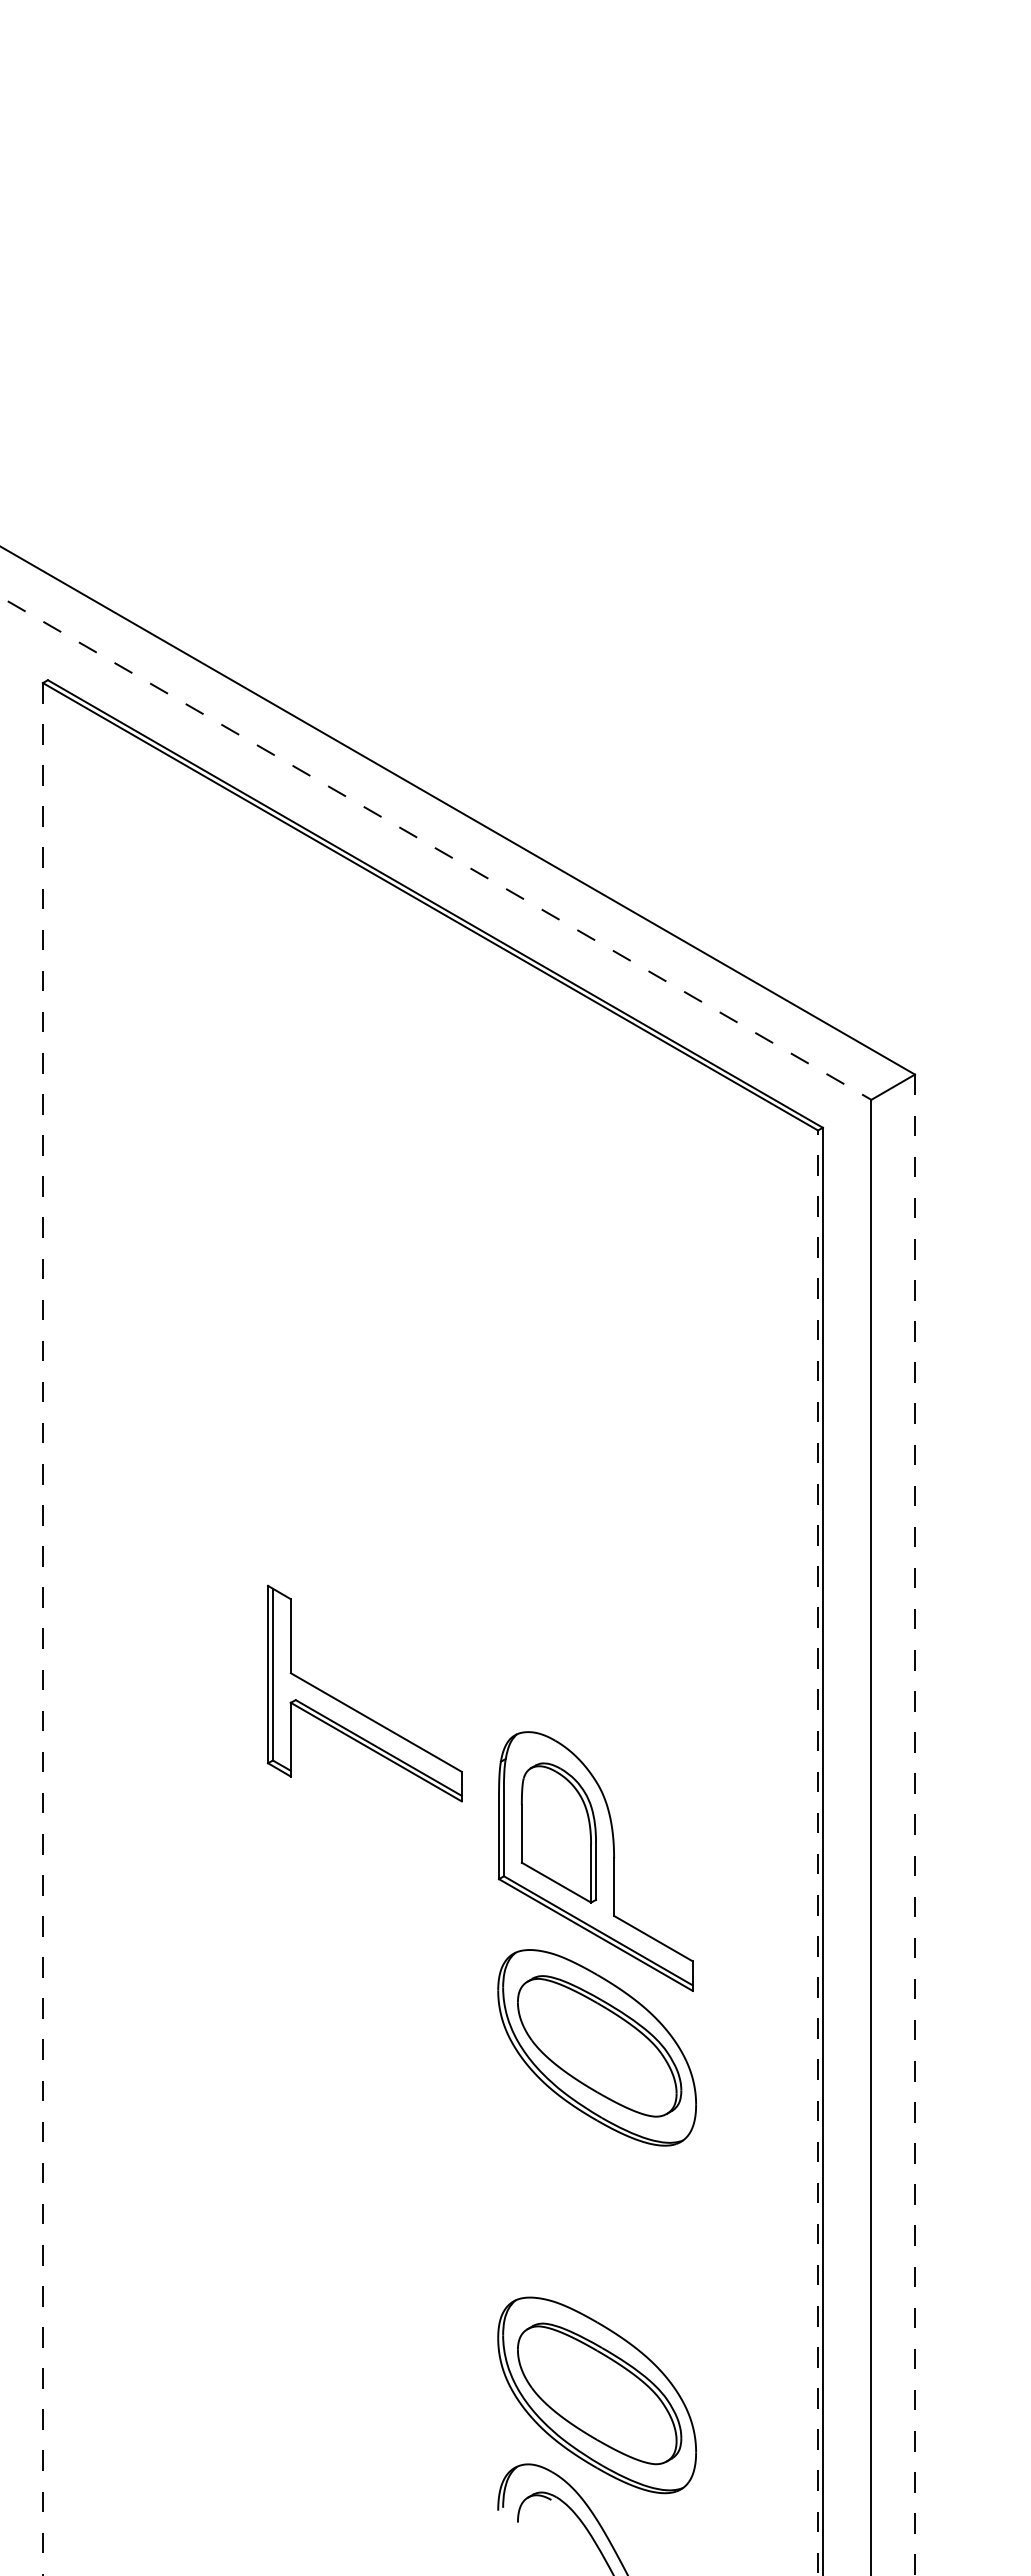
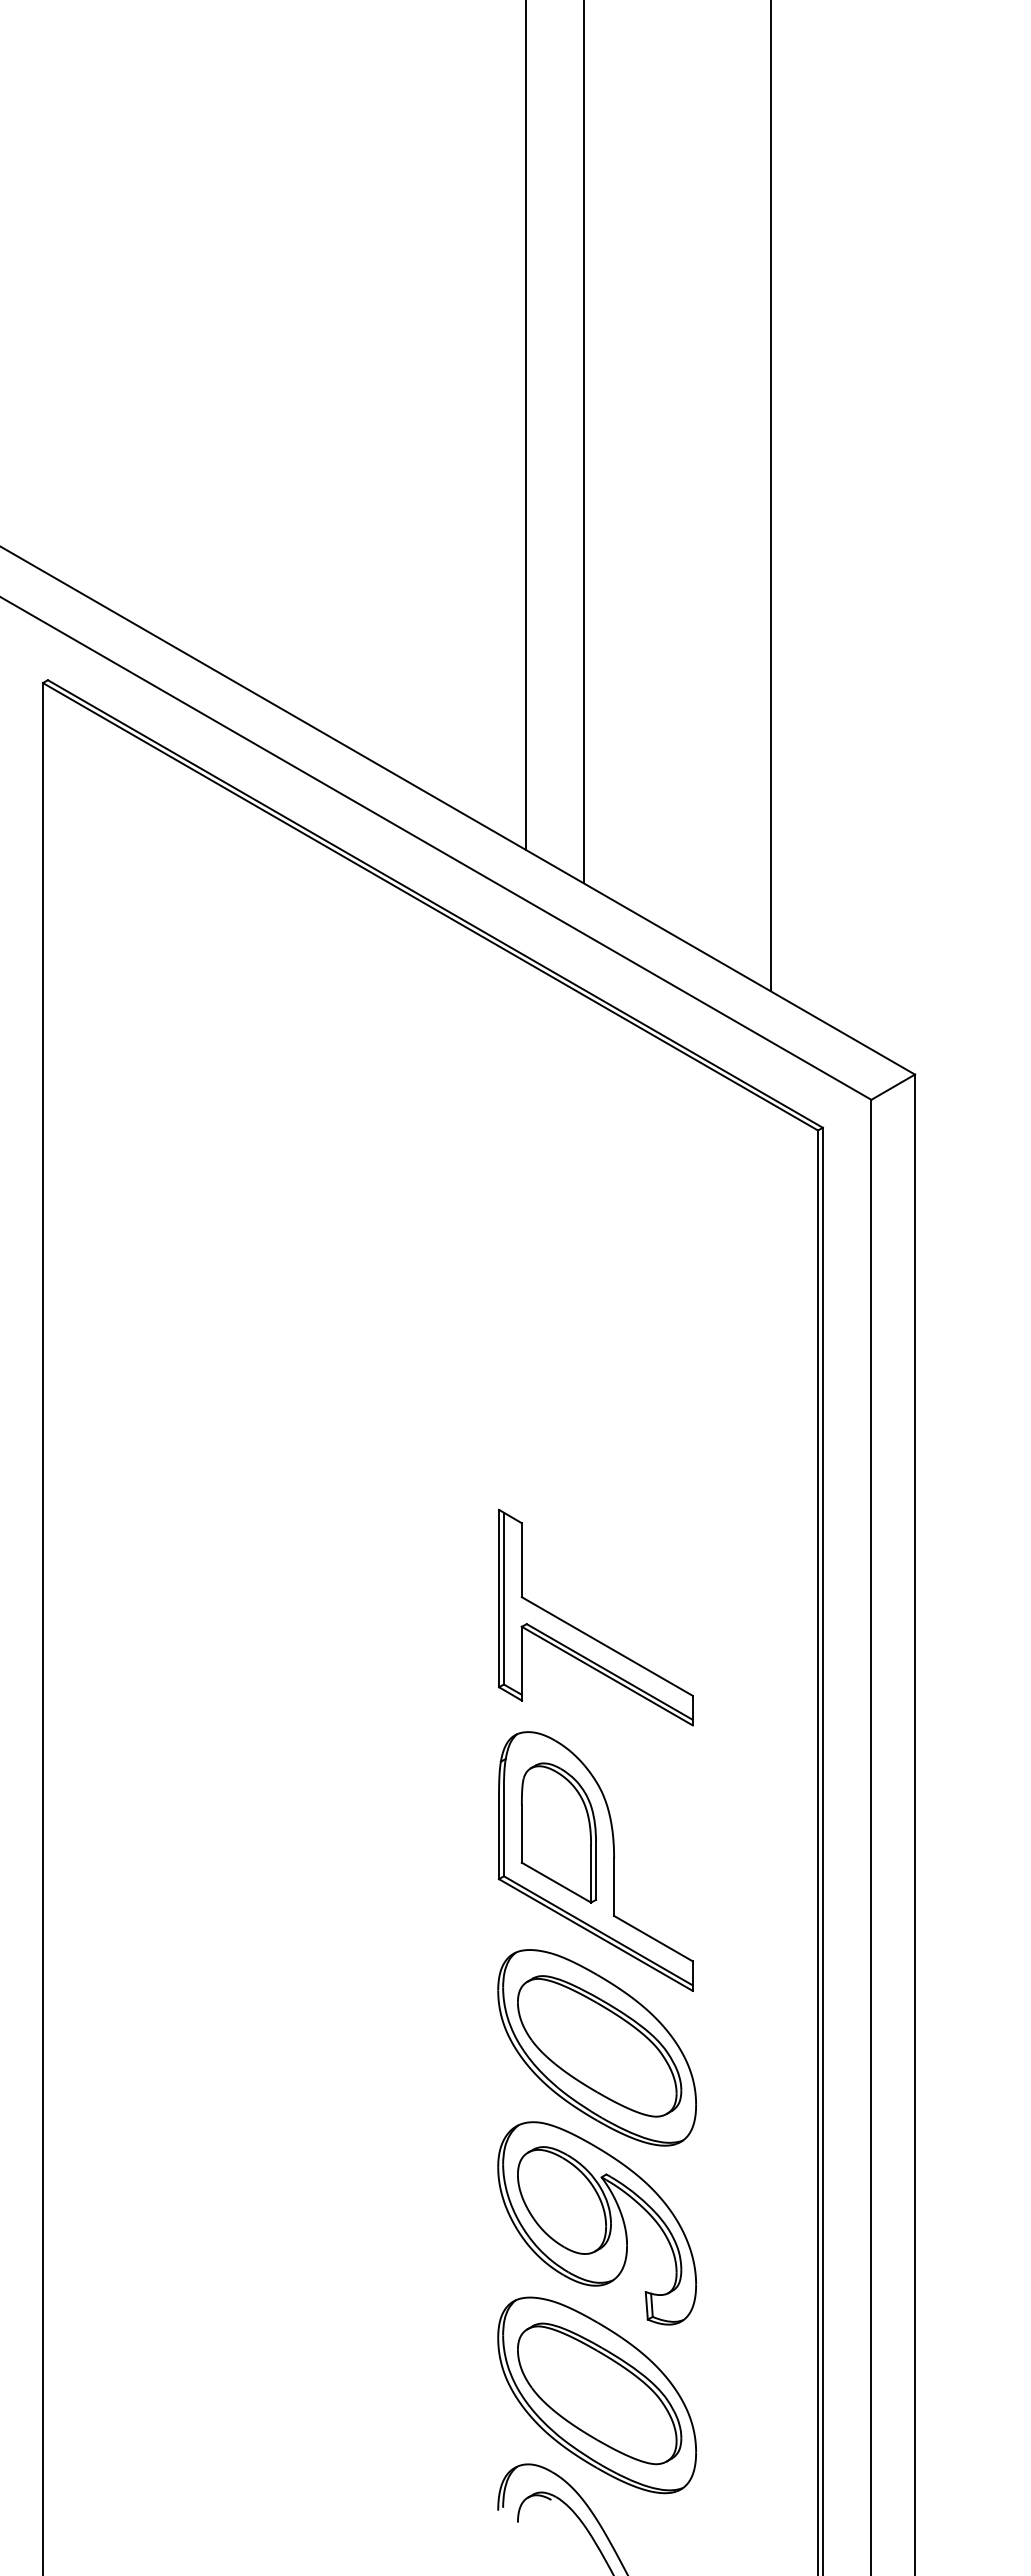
line: none -> present (526, 426)
line: none -> present (583, 442)
line: none -> present (770, 496)
line: dashed -> solid (435, 848)
line: dashed -> solid (43, 1630)
part position: (354, 1708) -> (585, 1632) (585, 1632)
line: dashed -> solid (914, 1825)
line: dashed -> solid (817, 1852)
part: none -> present (596, 2223)
